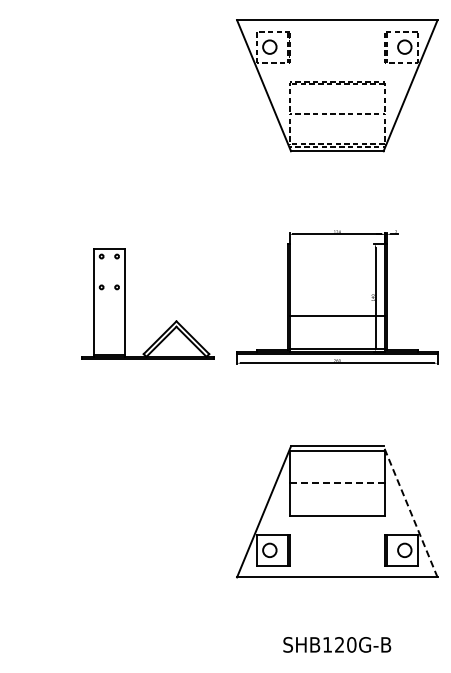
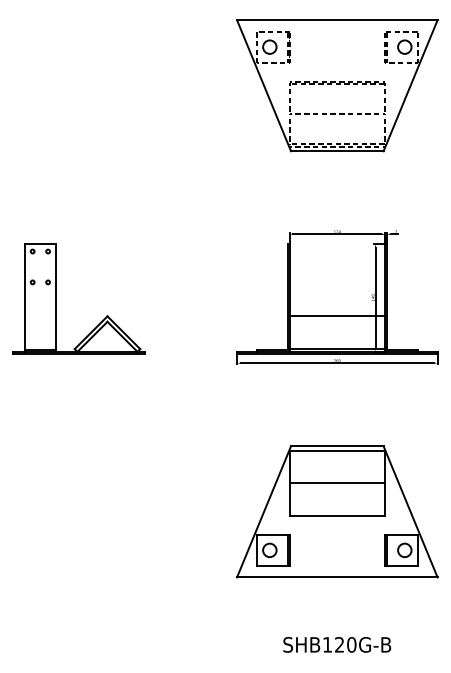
part position: (125, 303) -> (56, 298) (56, 298)
line: dashed -> solid (337, 483)
line: dashed -> solid (410, 511)
